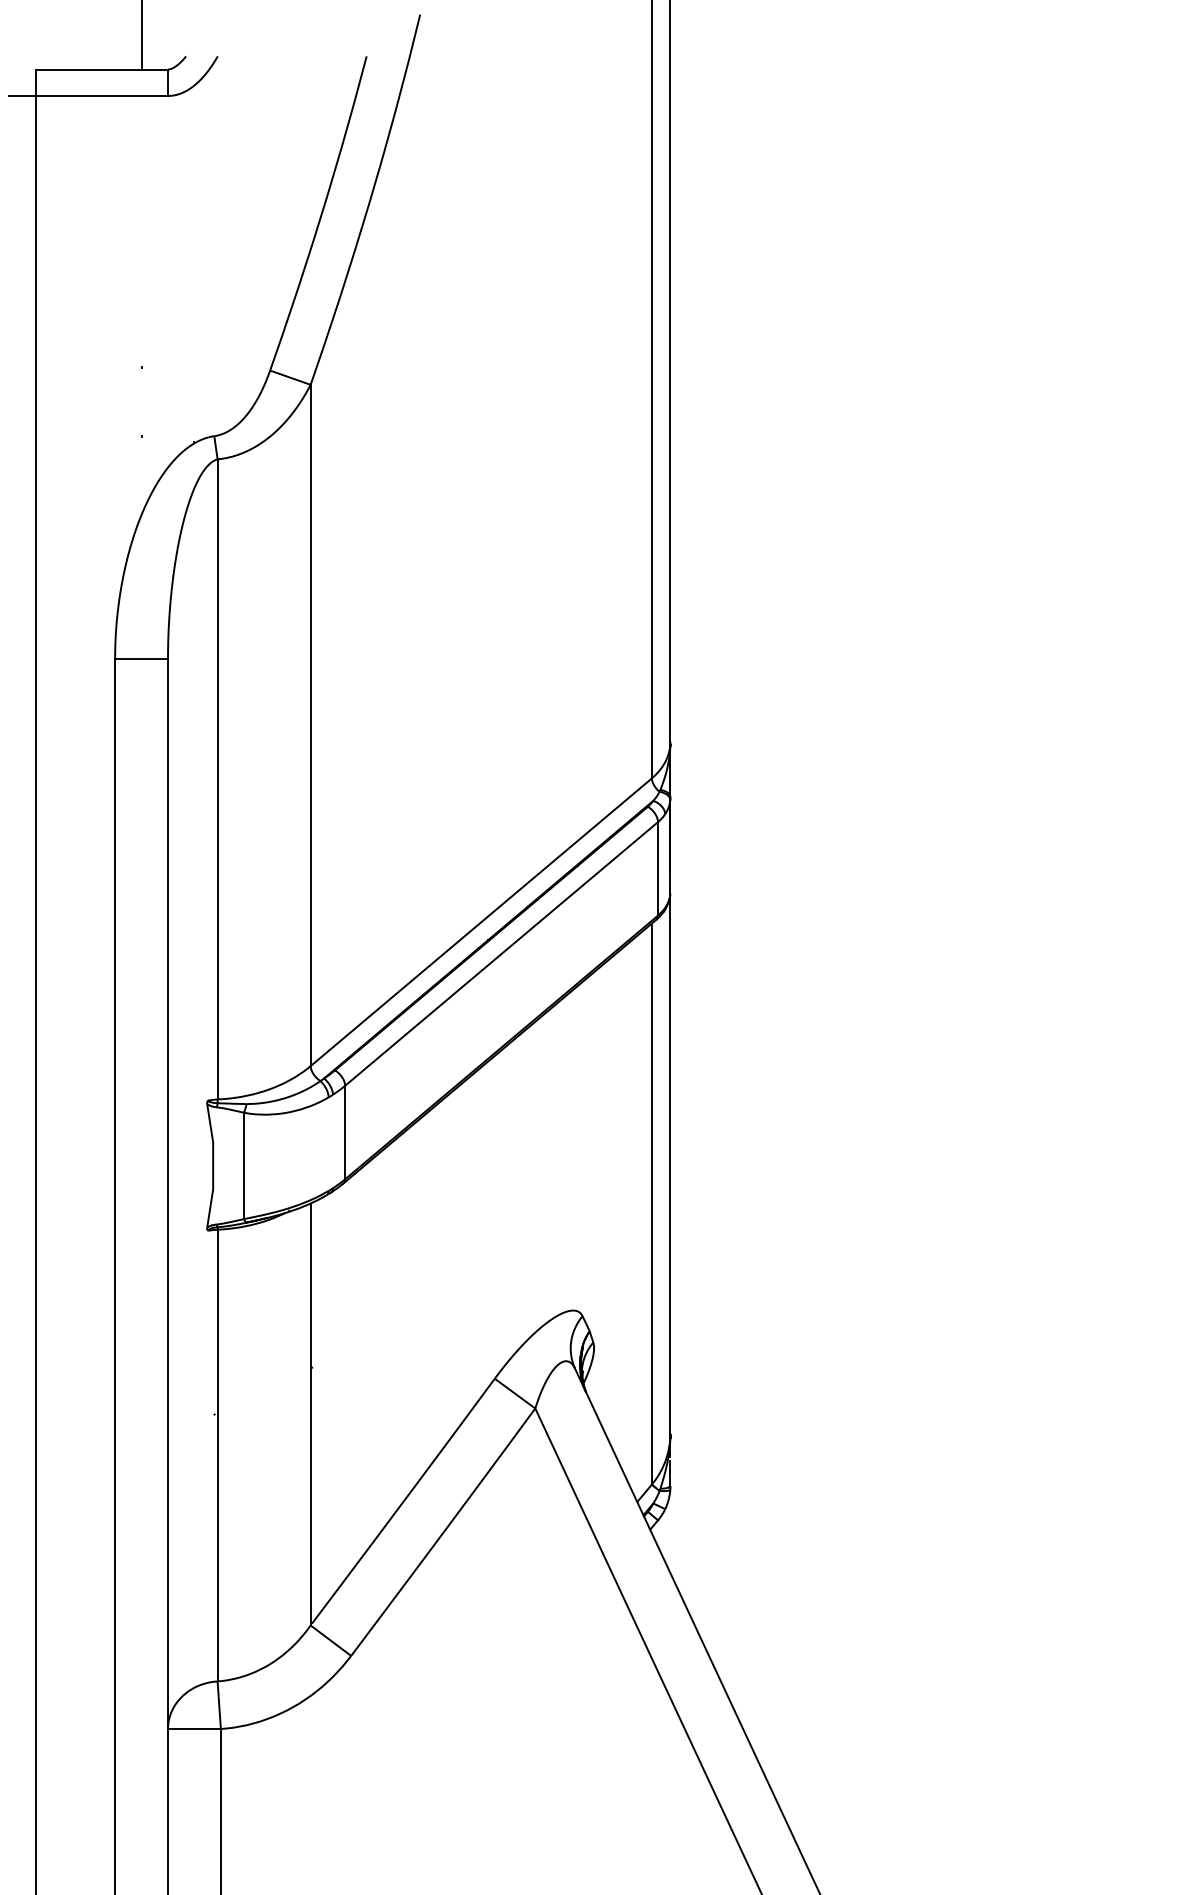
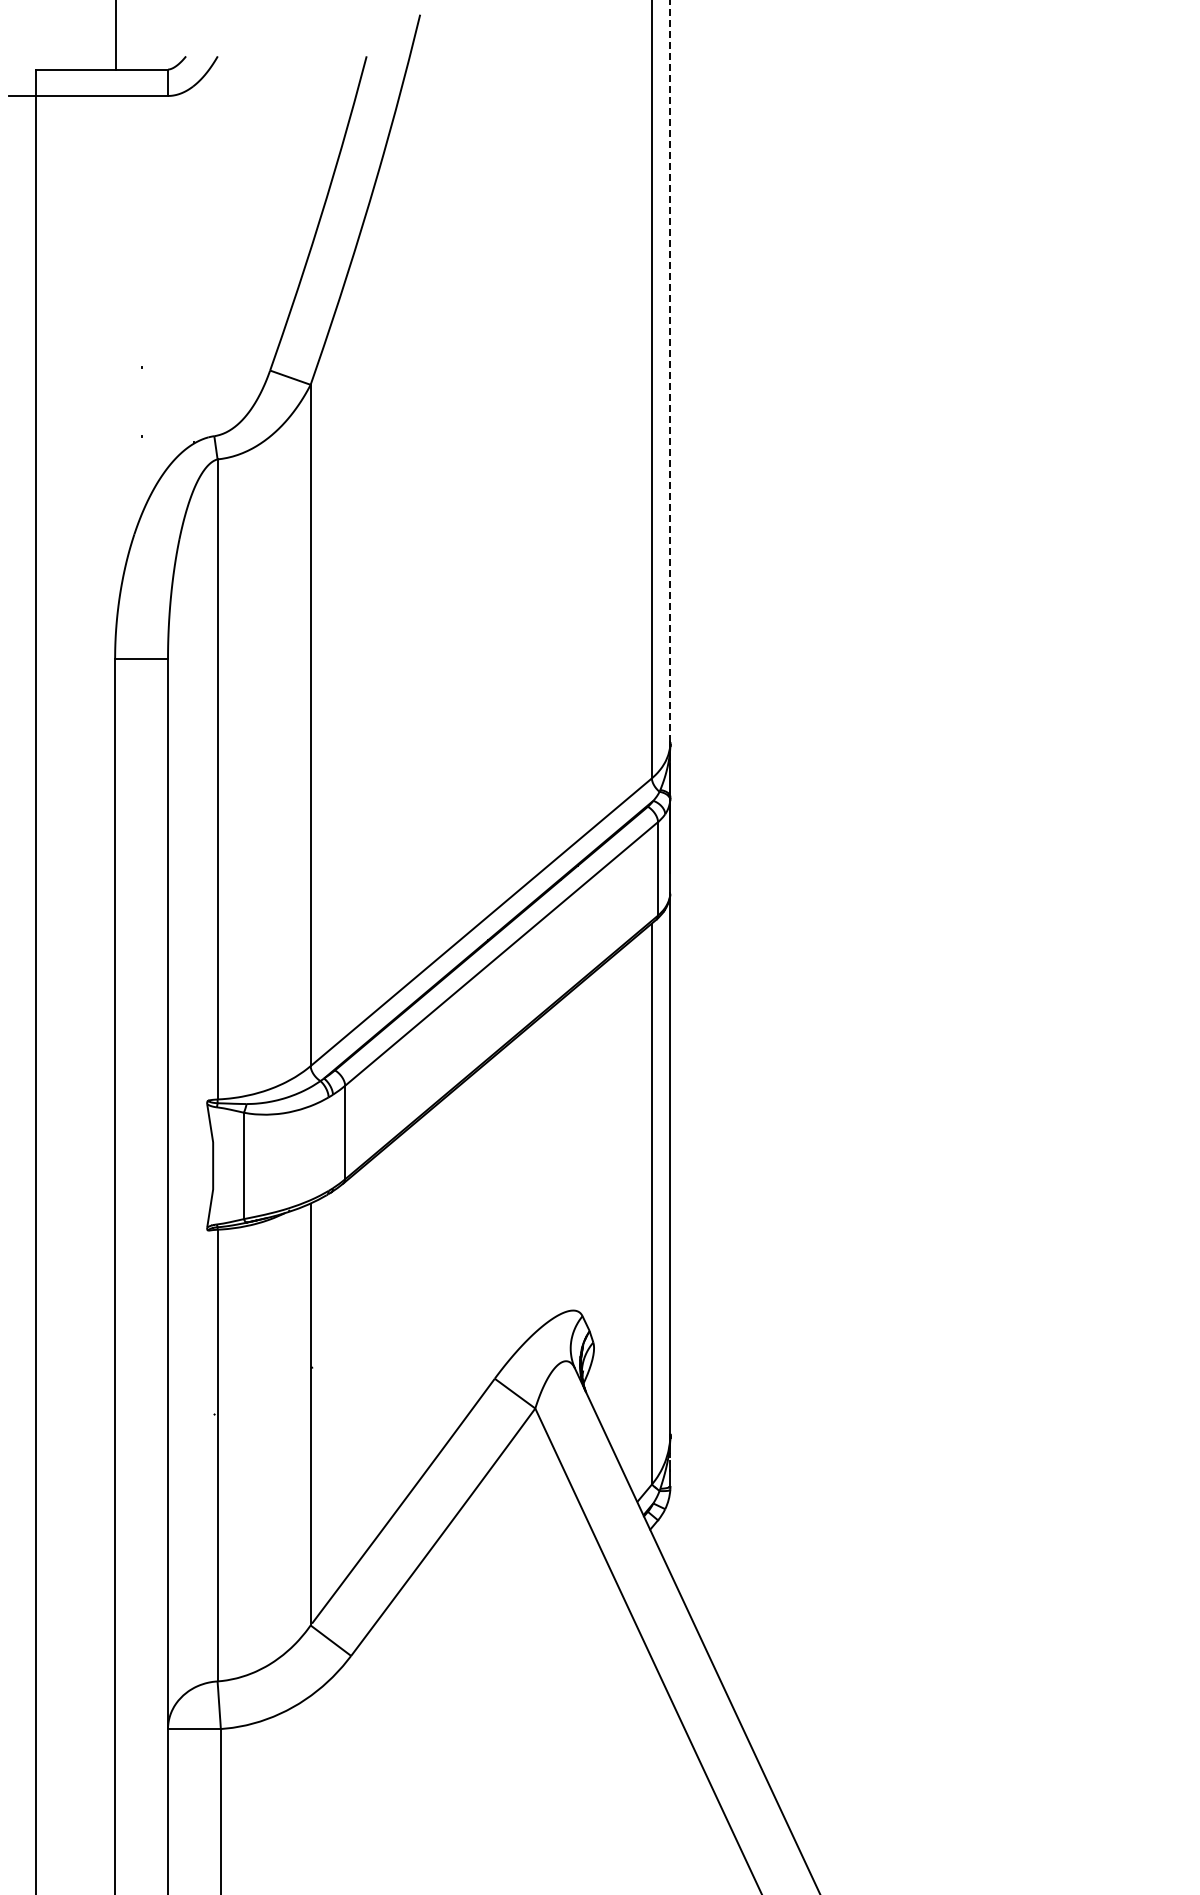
line position: (141, 35) -> (115, 35) (115, 35)
line: solid -> dashed (670, 371)
